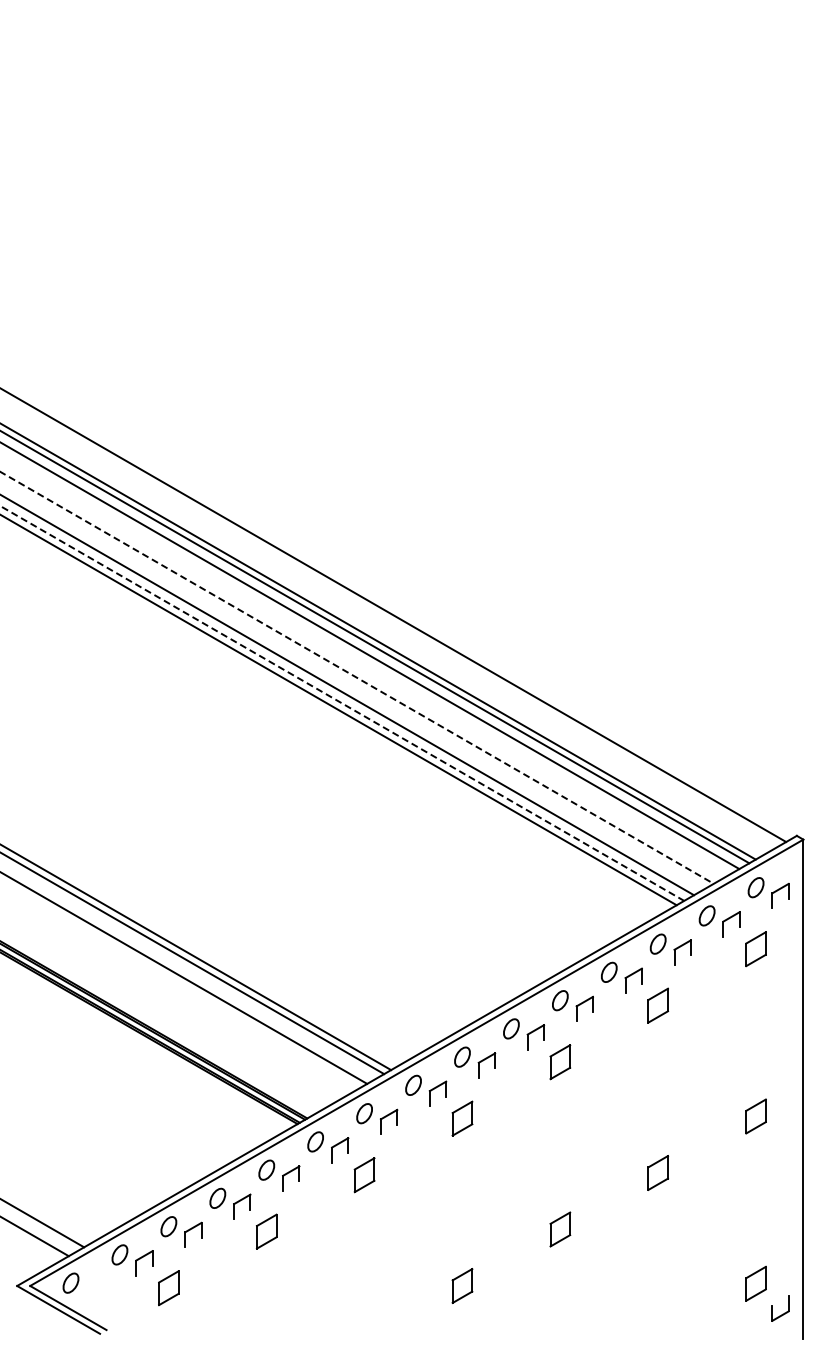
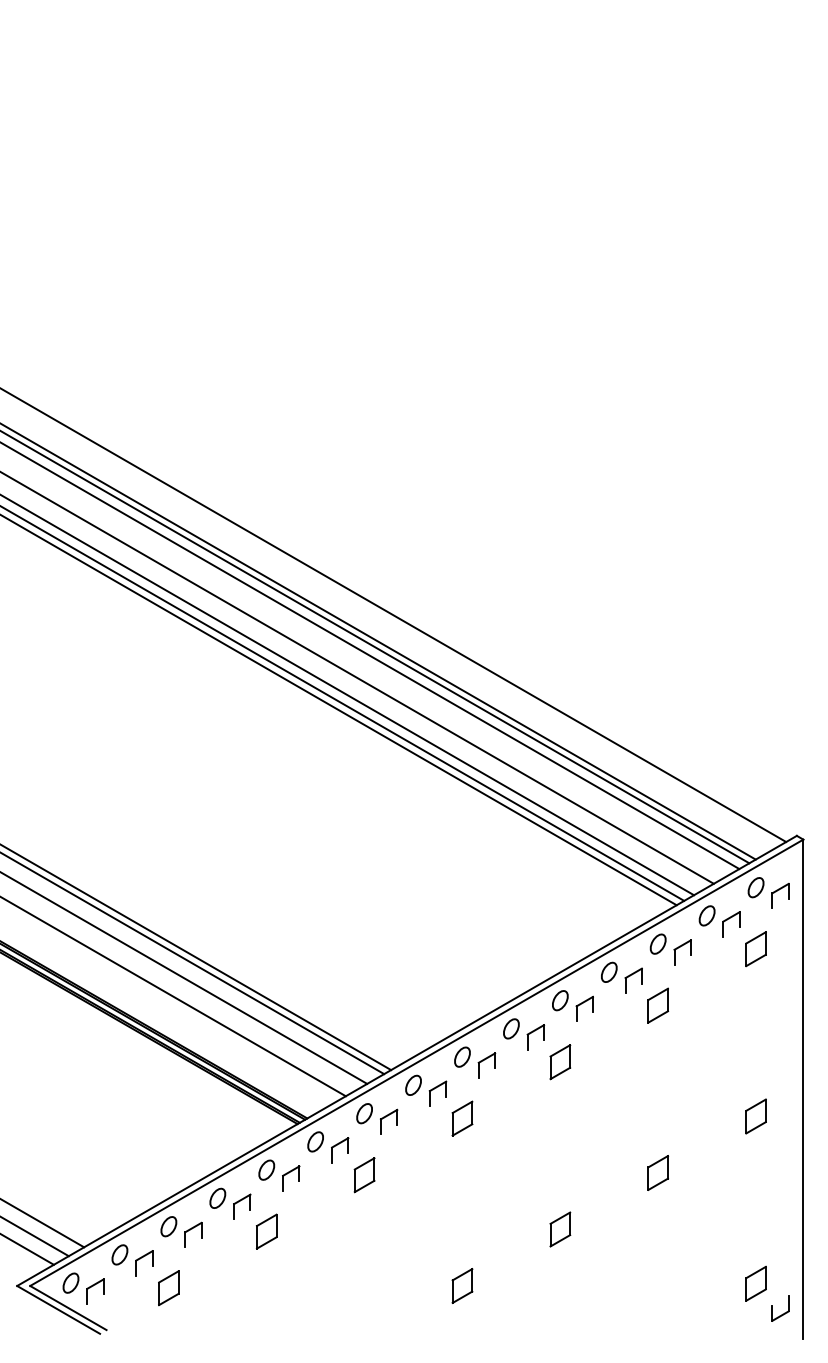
line: dashed -> solid (357, 677)
line: dashed -> solid (342, 703)
line: none -> present (173, 997)
line: none -> present (27, 1249)
part: none -> present (95, 1291)
